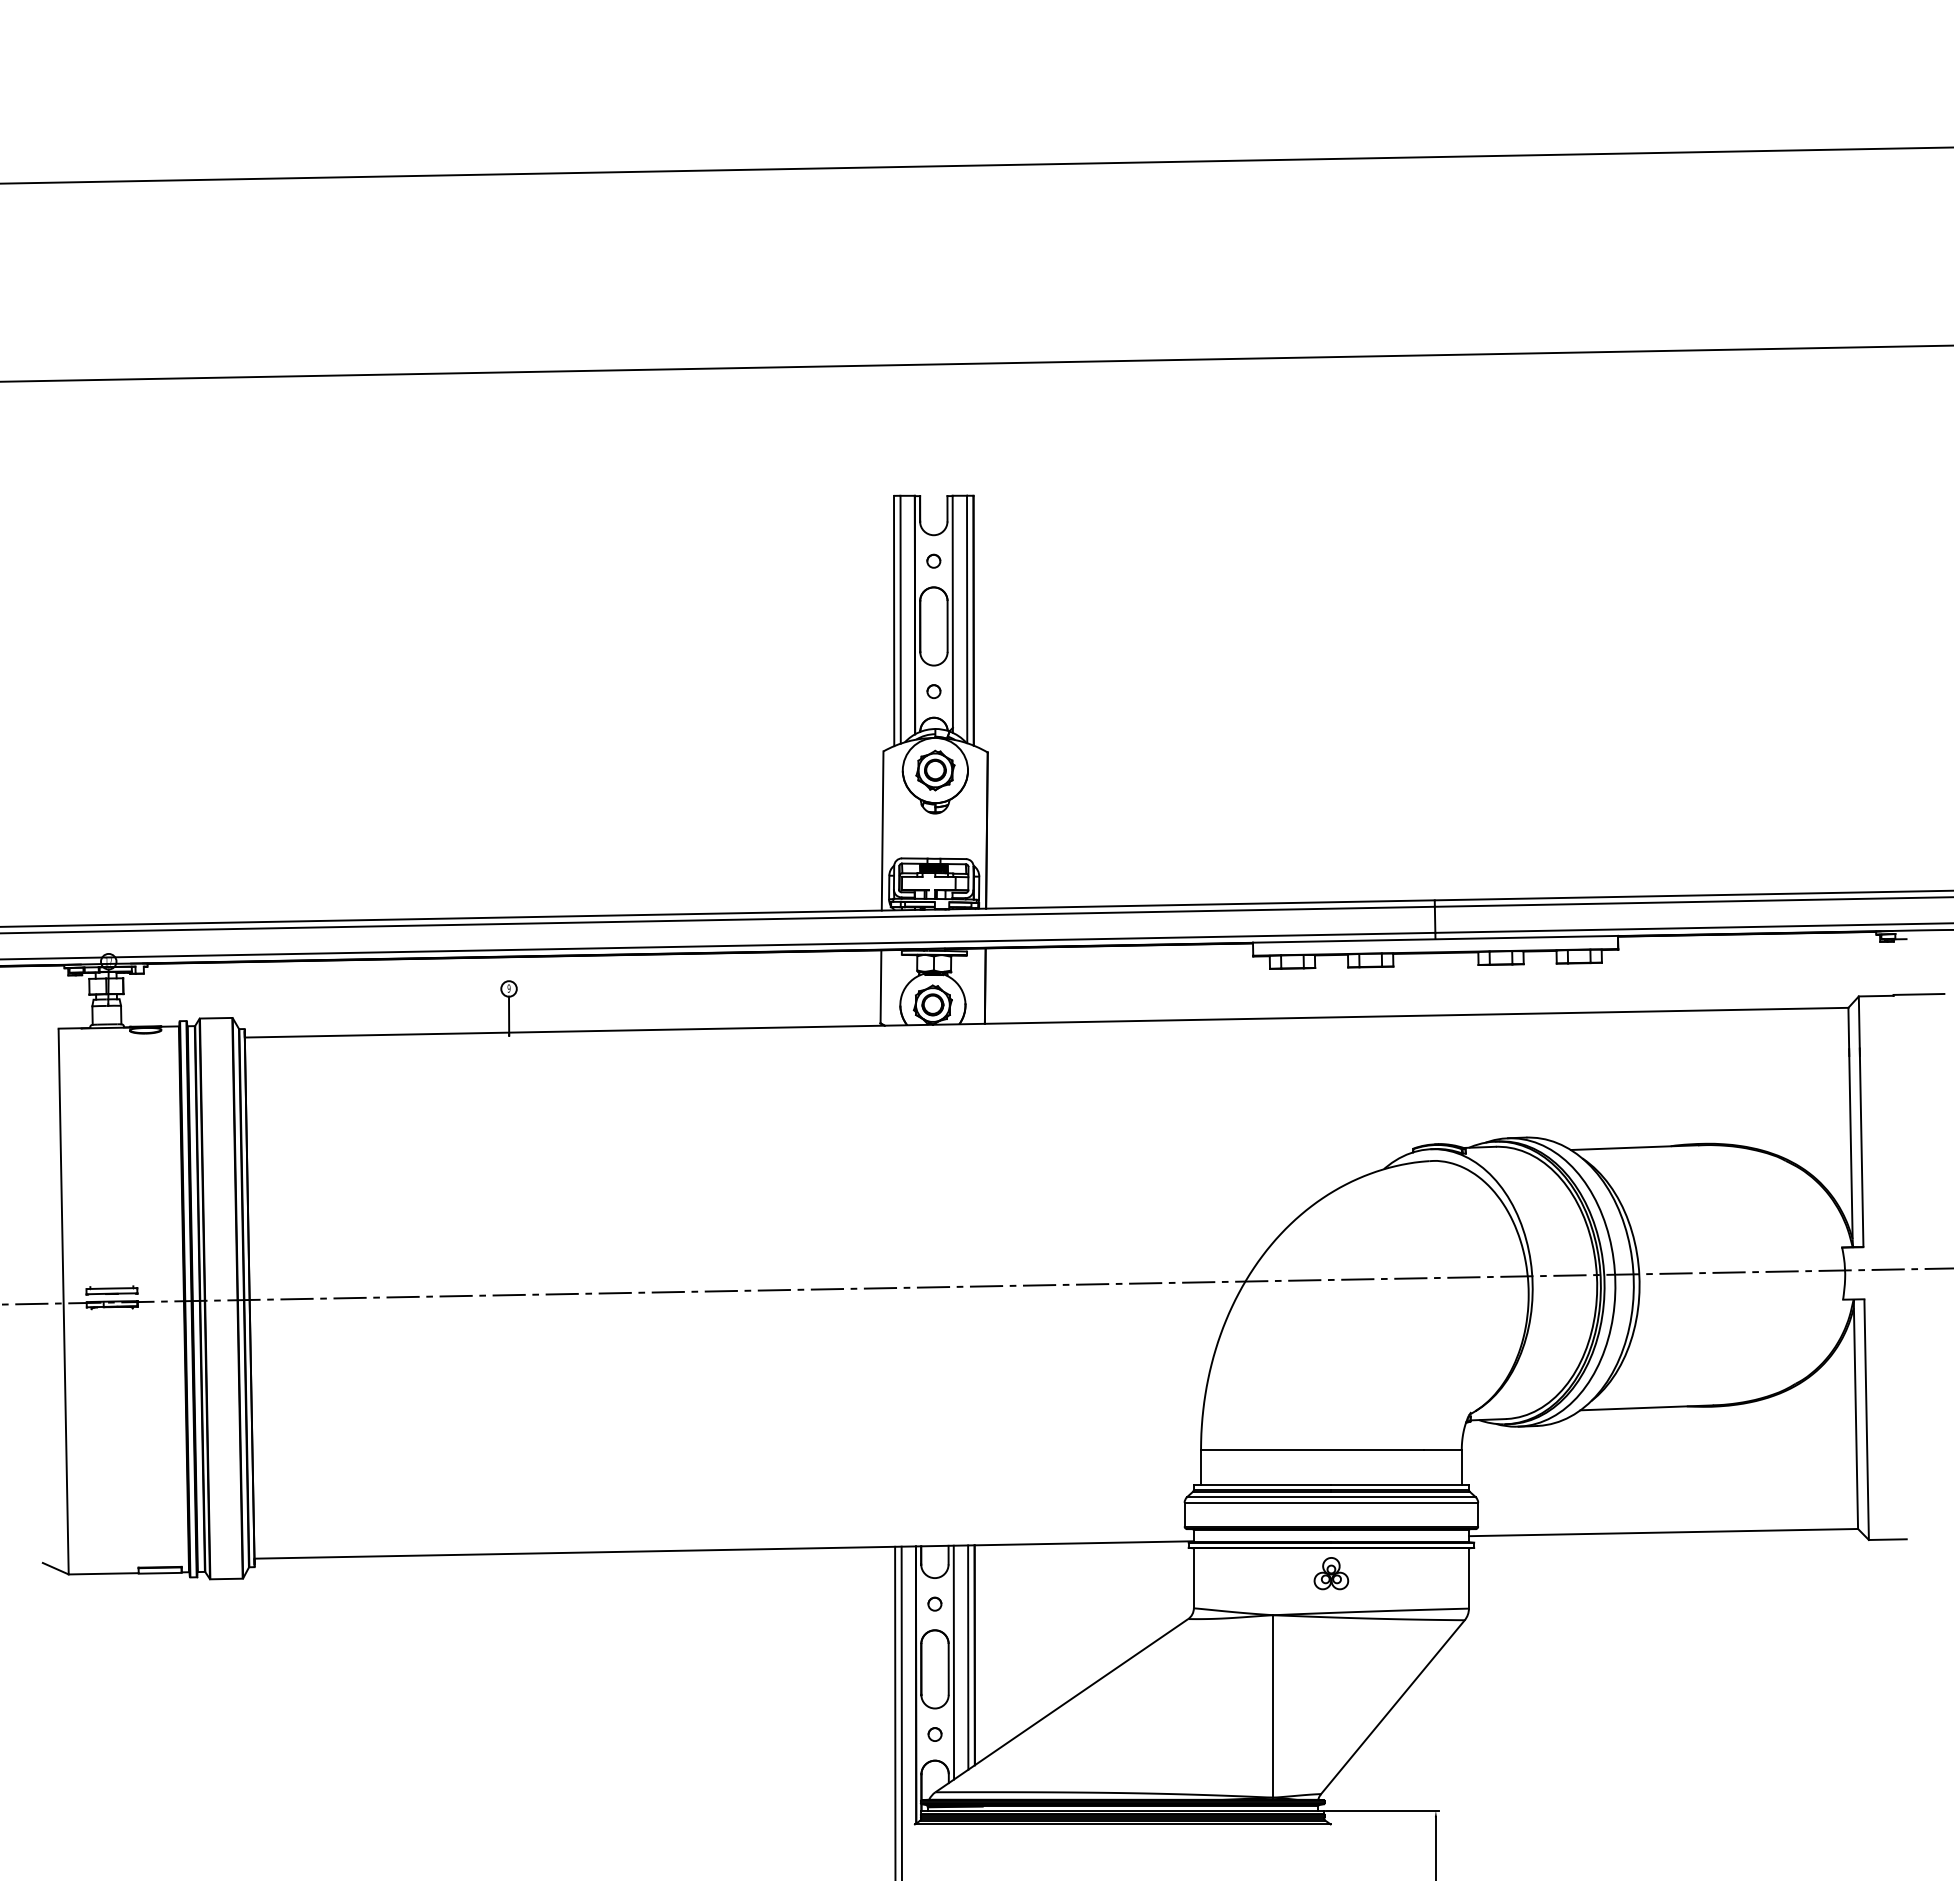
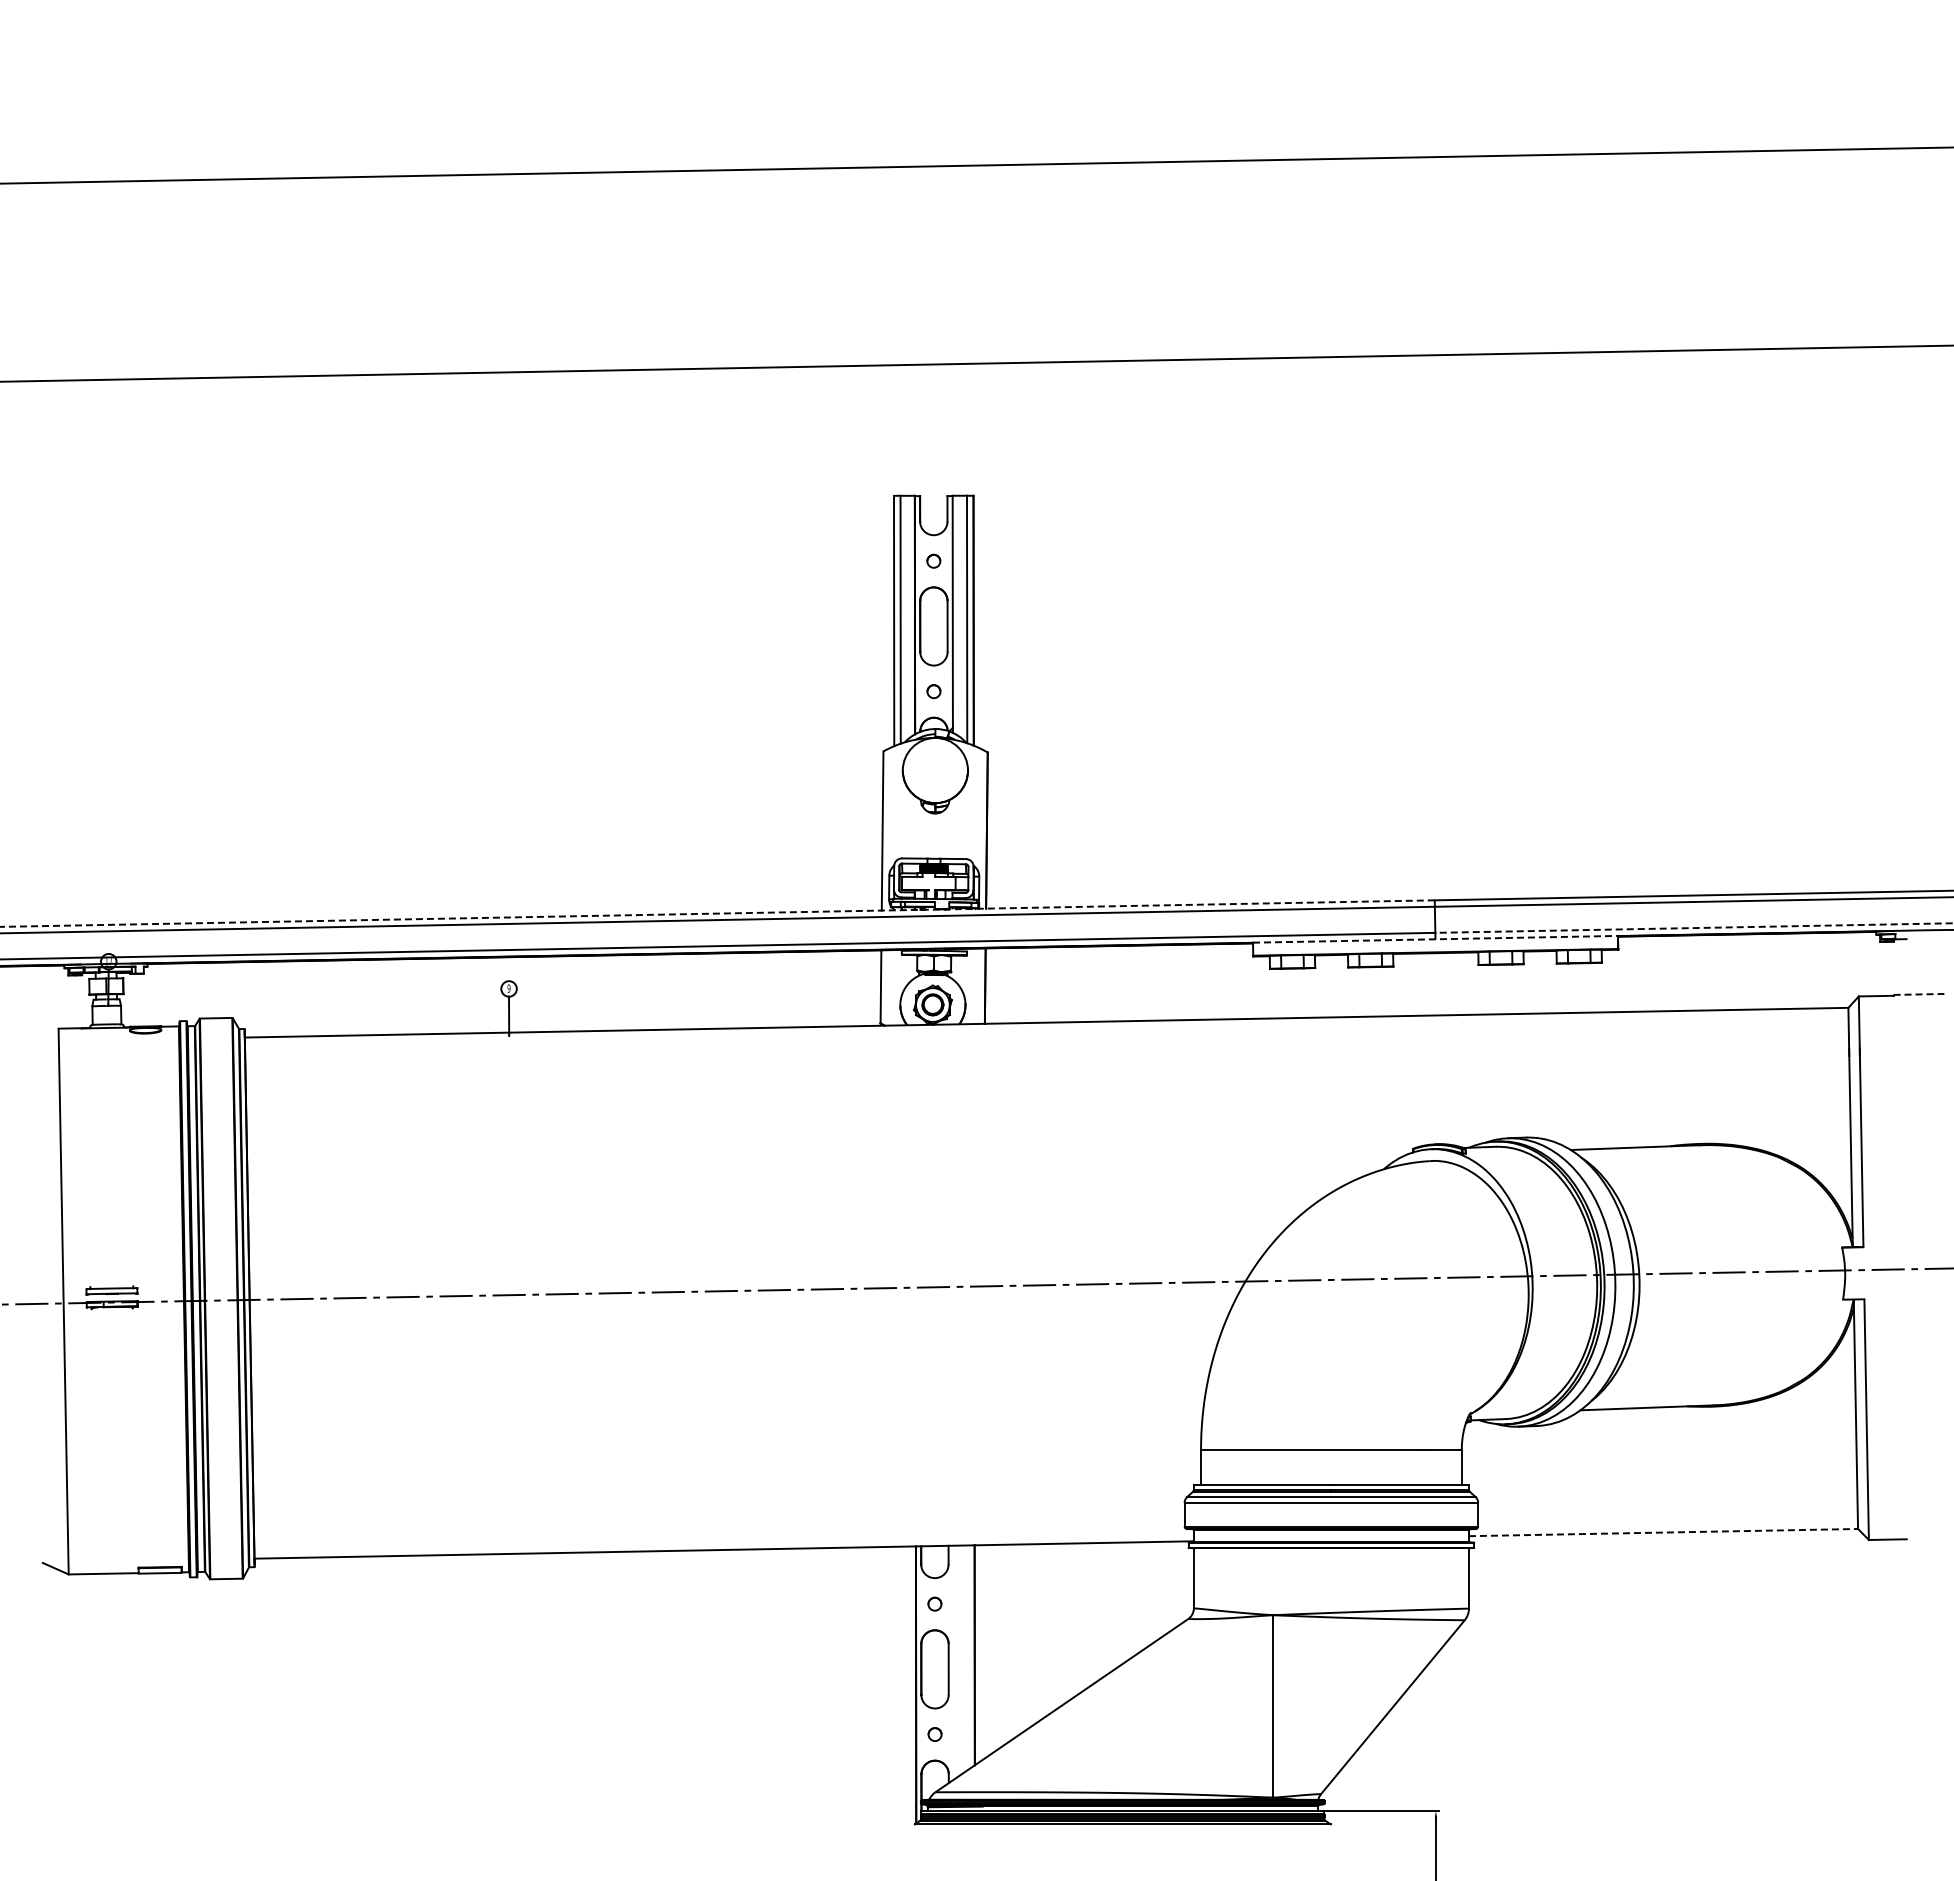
part: present -> none (935, 770)
line: solid -> dashed (717, 913)
line: solid -> dashed (1694, 928)
line: solid -> dashed (1435, 939)
line: solid -> dashed (1919, 994)
line: solid -> dashed (1663, 1532)
part: present -> none (1331, 1573)
line: present -> none (968, 1657)
line: present -> none (953, 1662)
line: present -> none (895, 1711)
line: present -> none (901, 1711)
